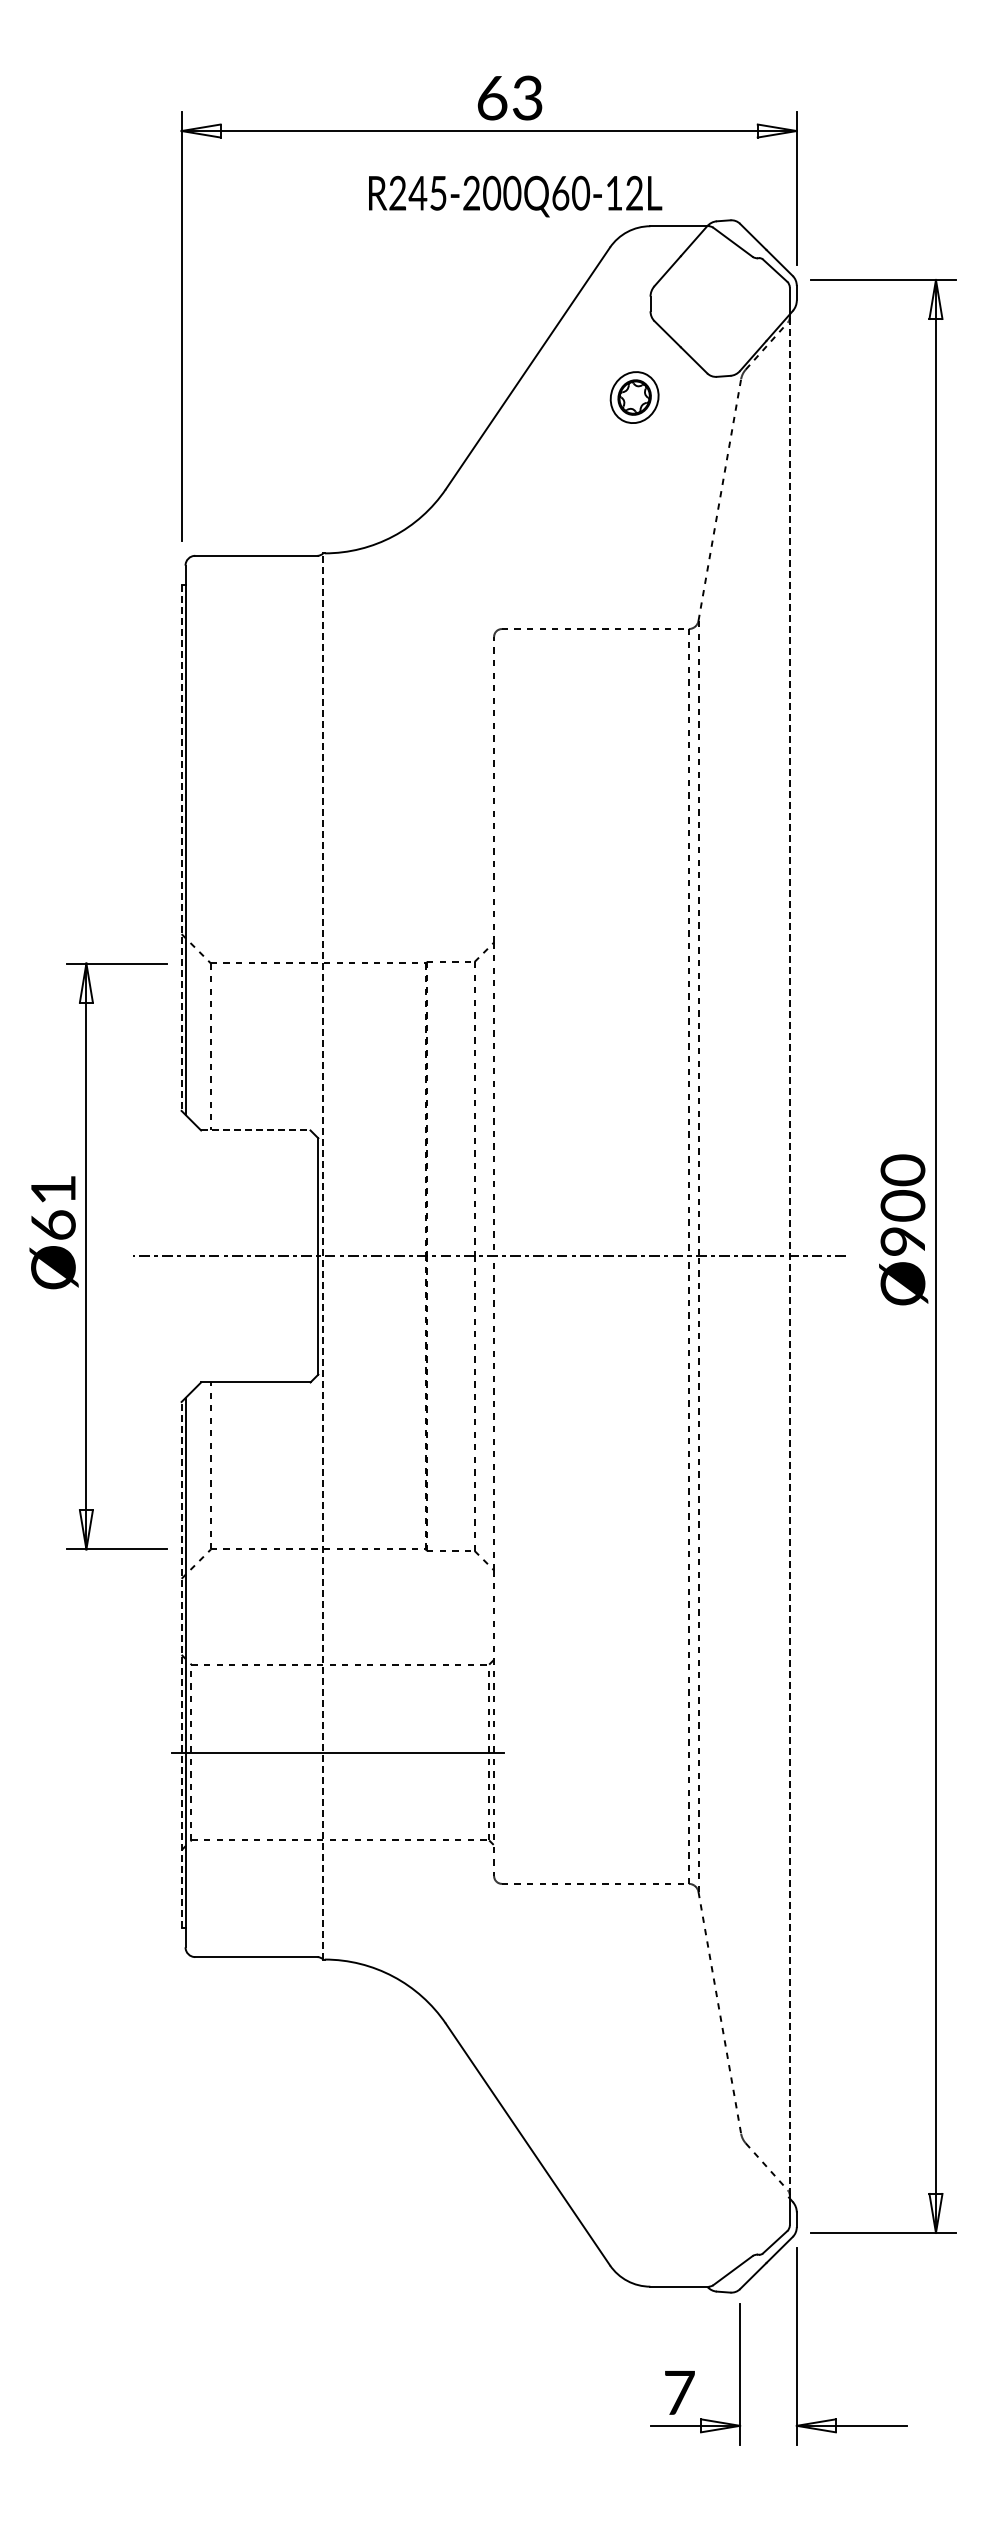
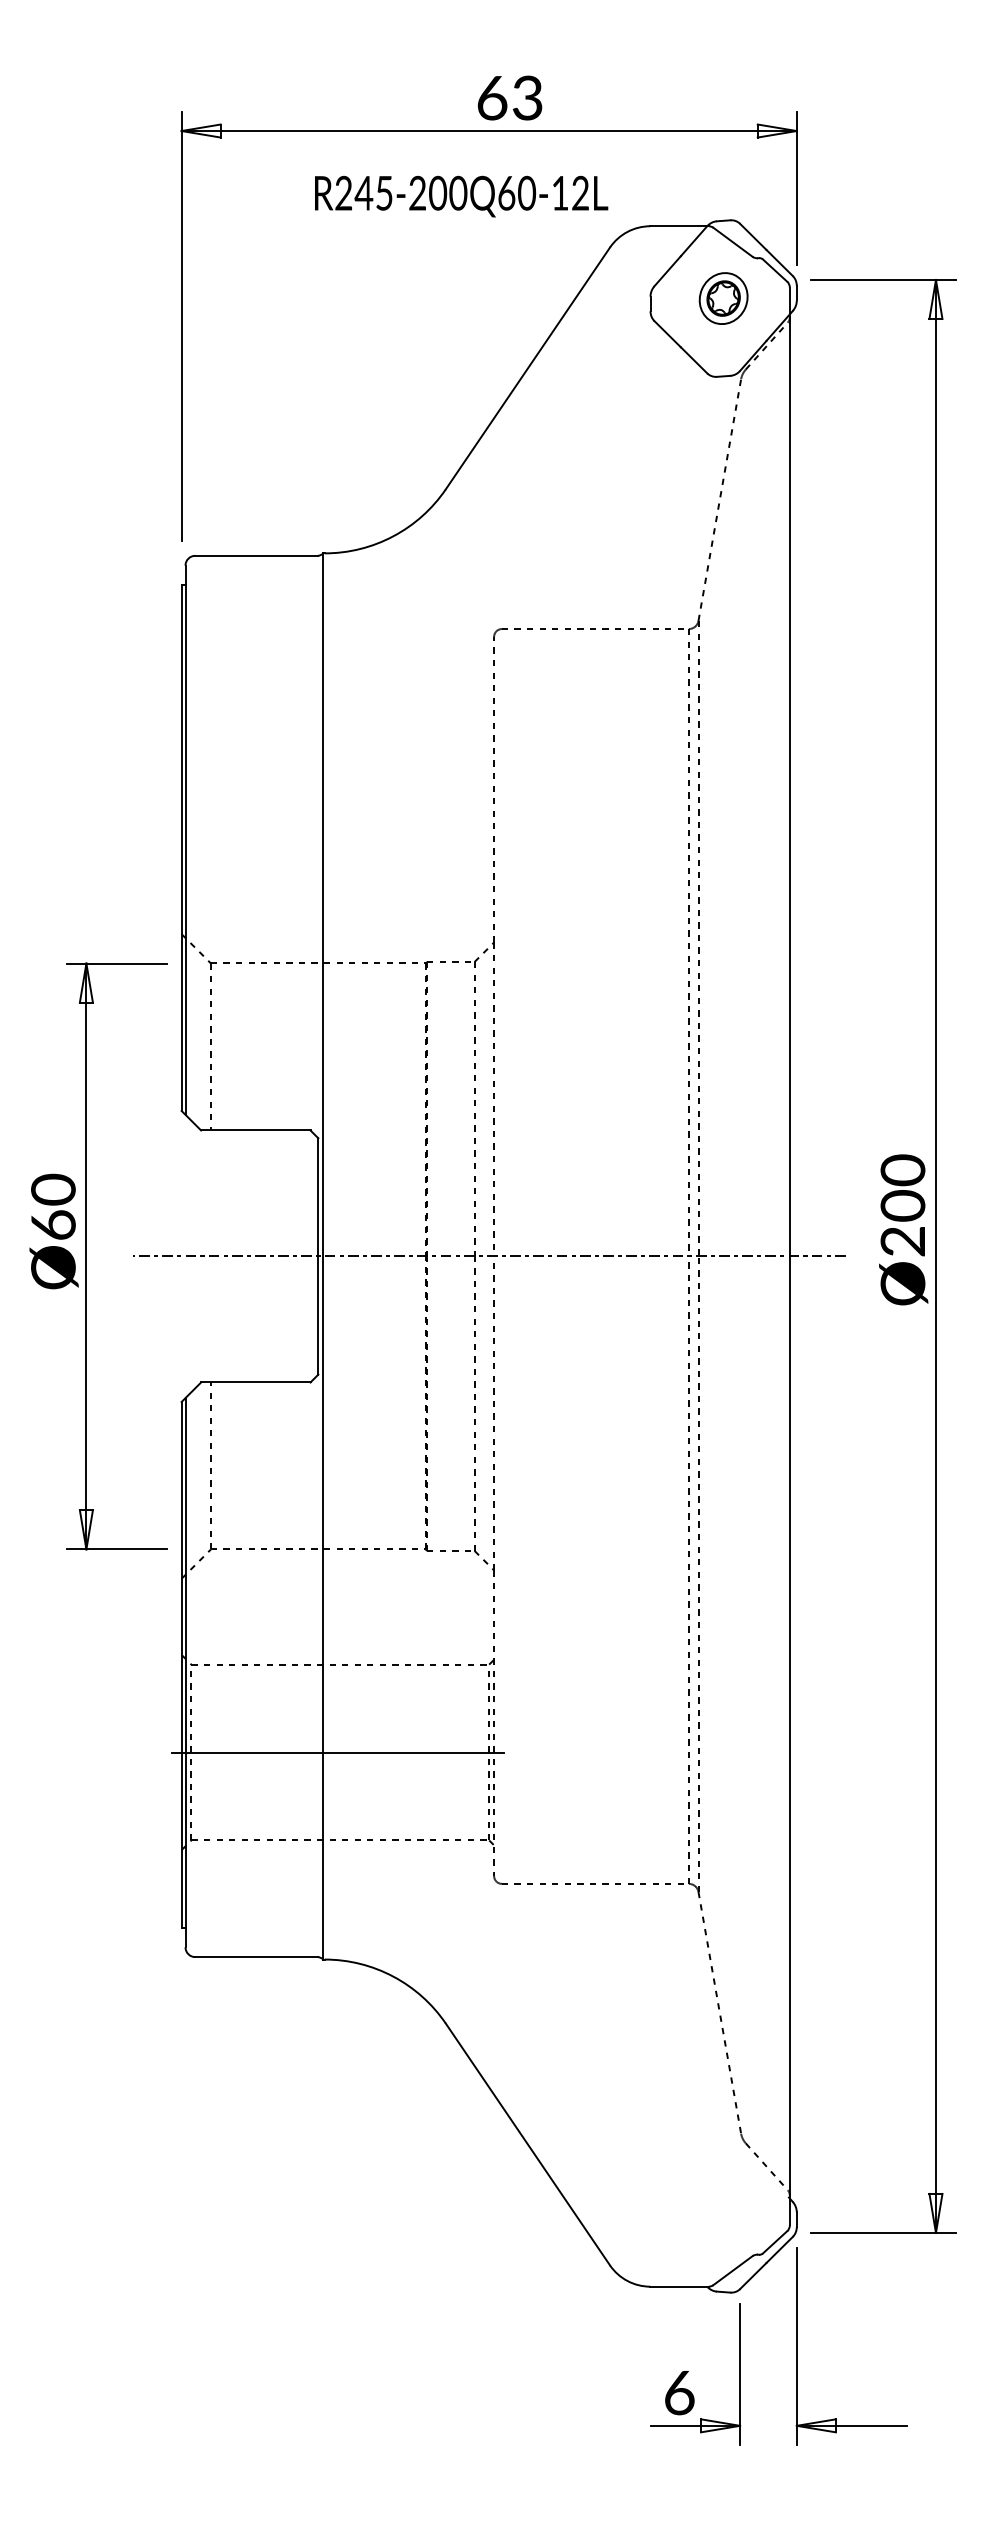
text position: (515, 196) -> (461, 196) (461, 196)
part position: (634, 397) -> (723, 298) (723, 298)
line: dashed -> solid (181, 848)
line: dashed -> solid (255, 1130)
text: Ø61 -> Ø60 (53, 1189)
text: Ø900 -> Ø200 (902, 1241)
line: dashed -> solid (323, 1255)
line: dashed -> solid (789, 1255)
line: dashed -> solid (181, 1664)
text: 7 -> 6 (679, 2393)
